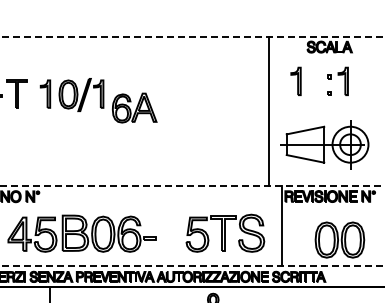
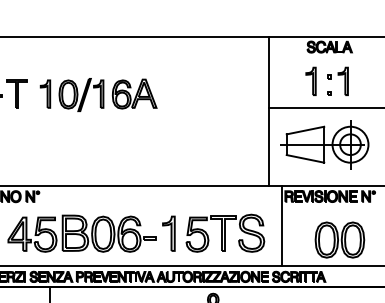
line: dashed -> solid (192, 36)
part position: (295, 80) -> (310, 80) (310, 80)
part position: (134, 107) -> (134, 93) (134, 93)
line: none -> present (325, 108)
line: dashed -> solid (192, 186)
part: none -> present (168, 233)
line: dashed -> solid (192, 266)
